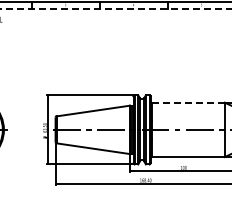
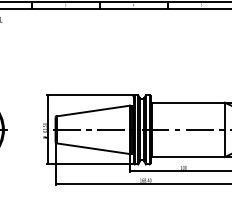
line: dashed -> solid (115, 8)
line: dashed -> solid (187, 102)
